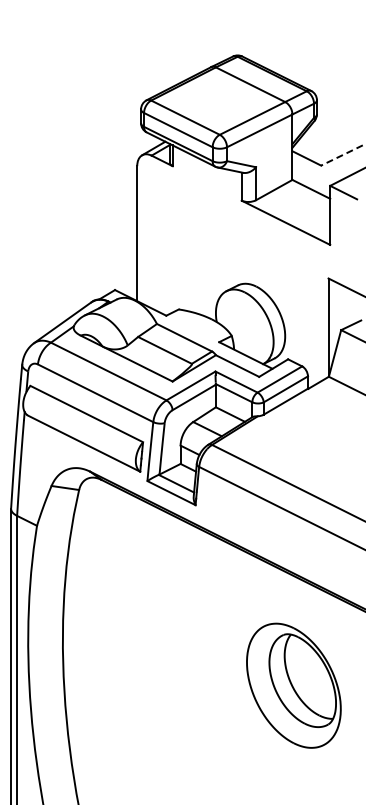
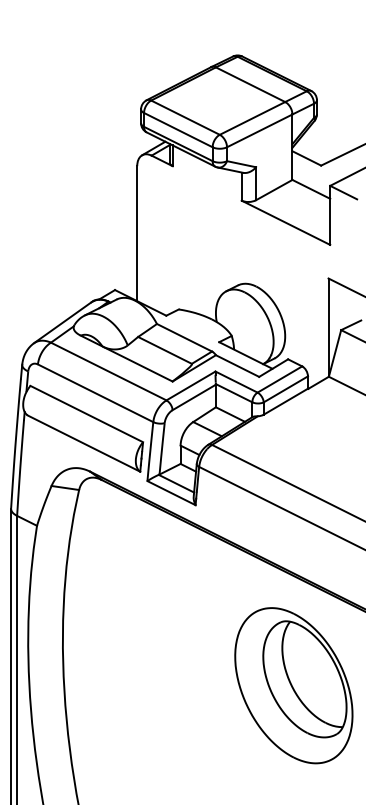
line: dashed -> solid (342, 155)
part size: 96x127 px -> 120x158 px (293, 685)
